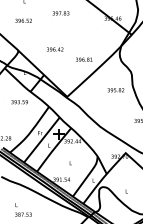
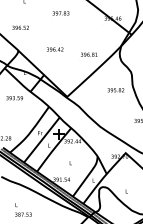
text position: (23, 20) -> (20, 27) (20, 27)
text position: (84, 59) -> (89, 54) (89, 54)
text position: (19, 102) -> (14, 98) (14, 98)
